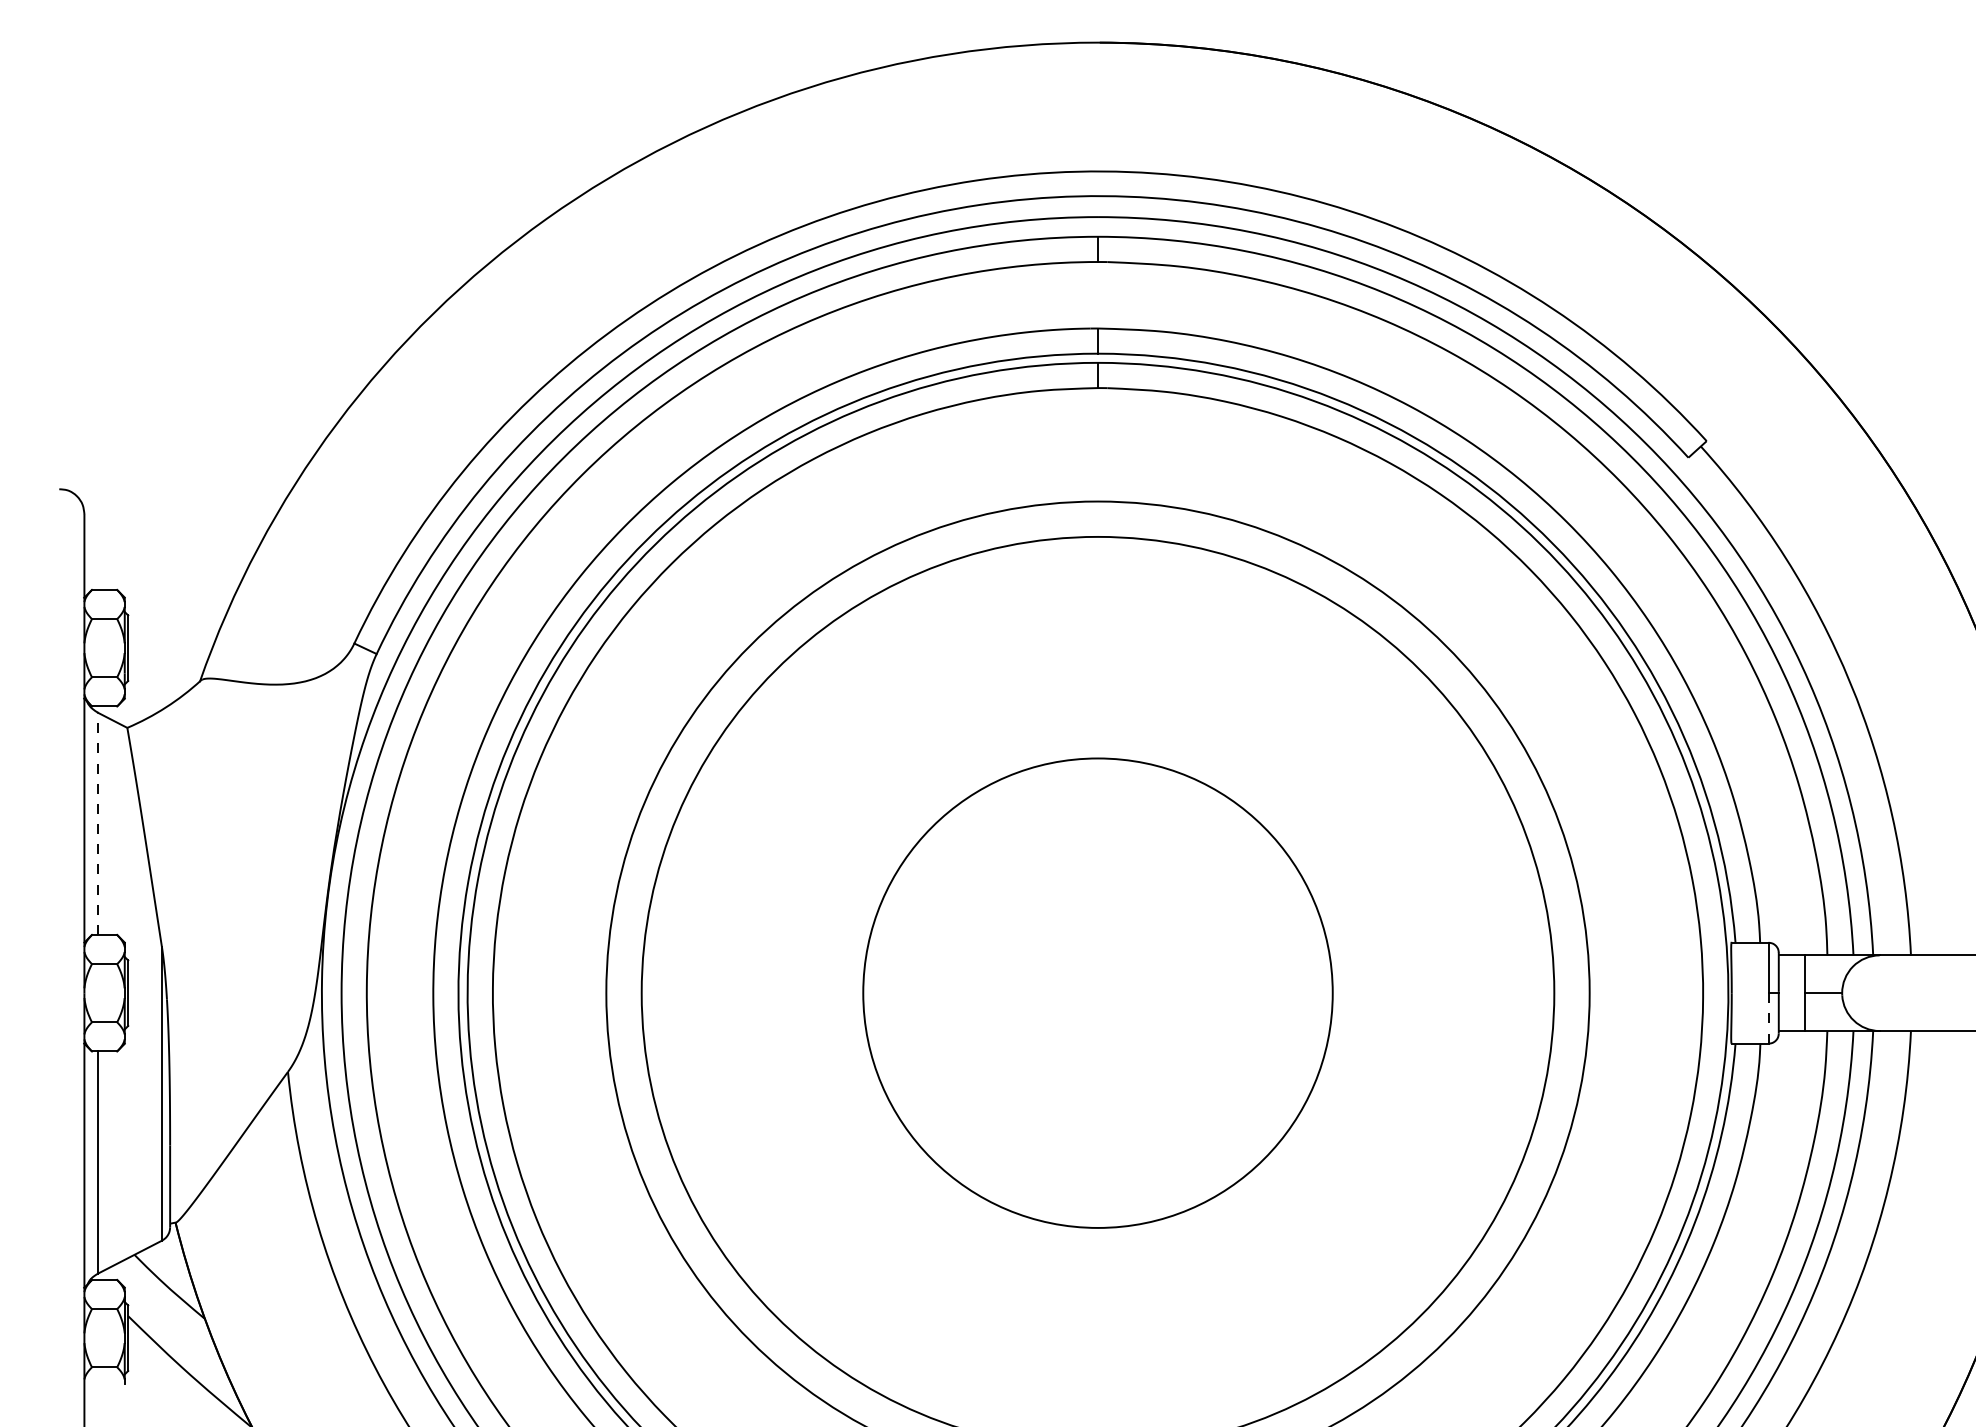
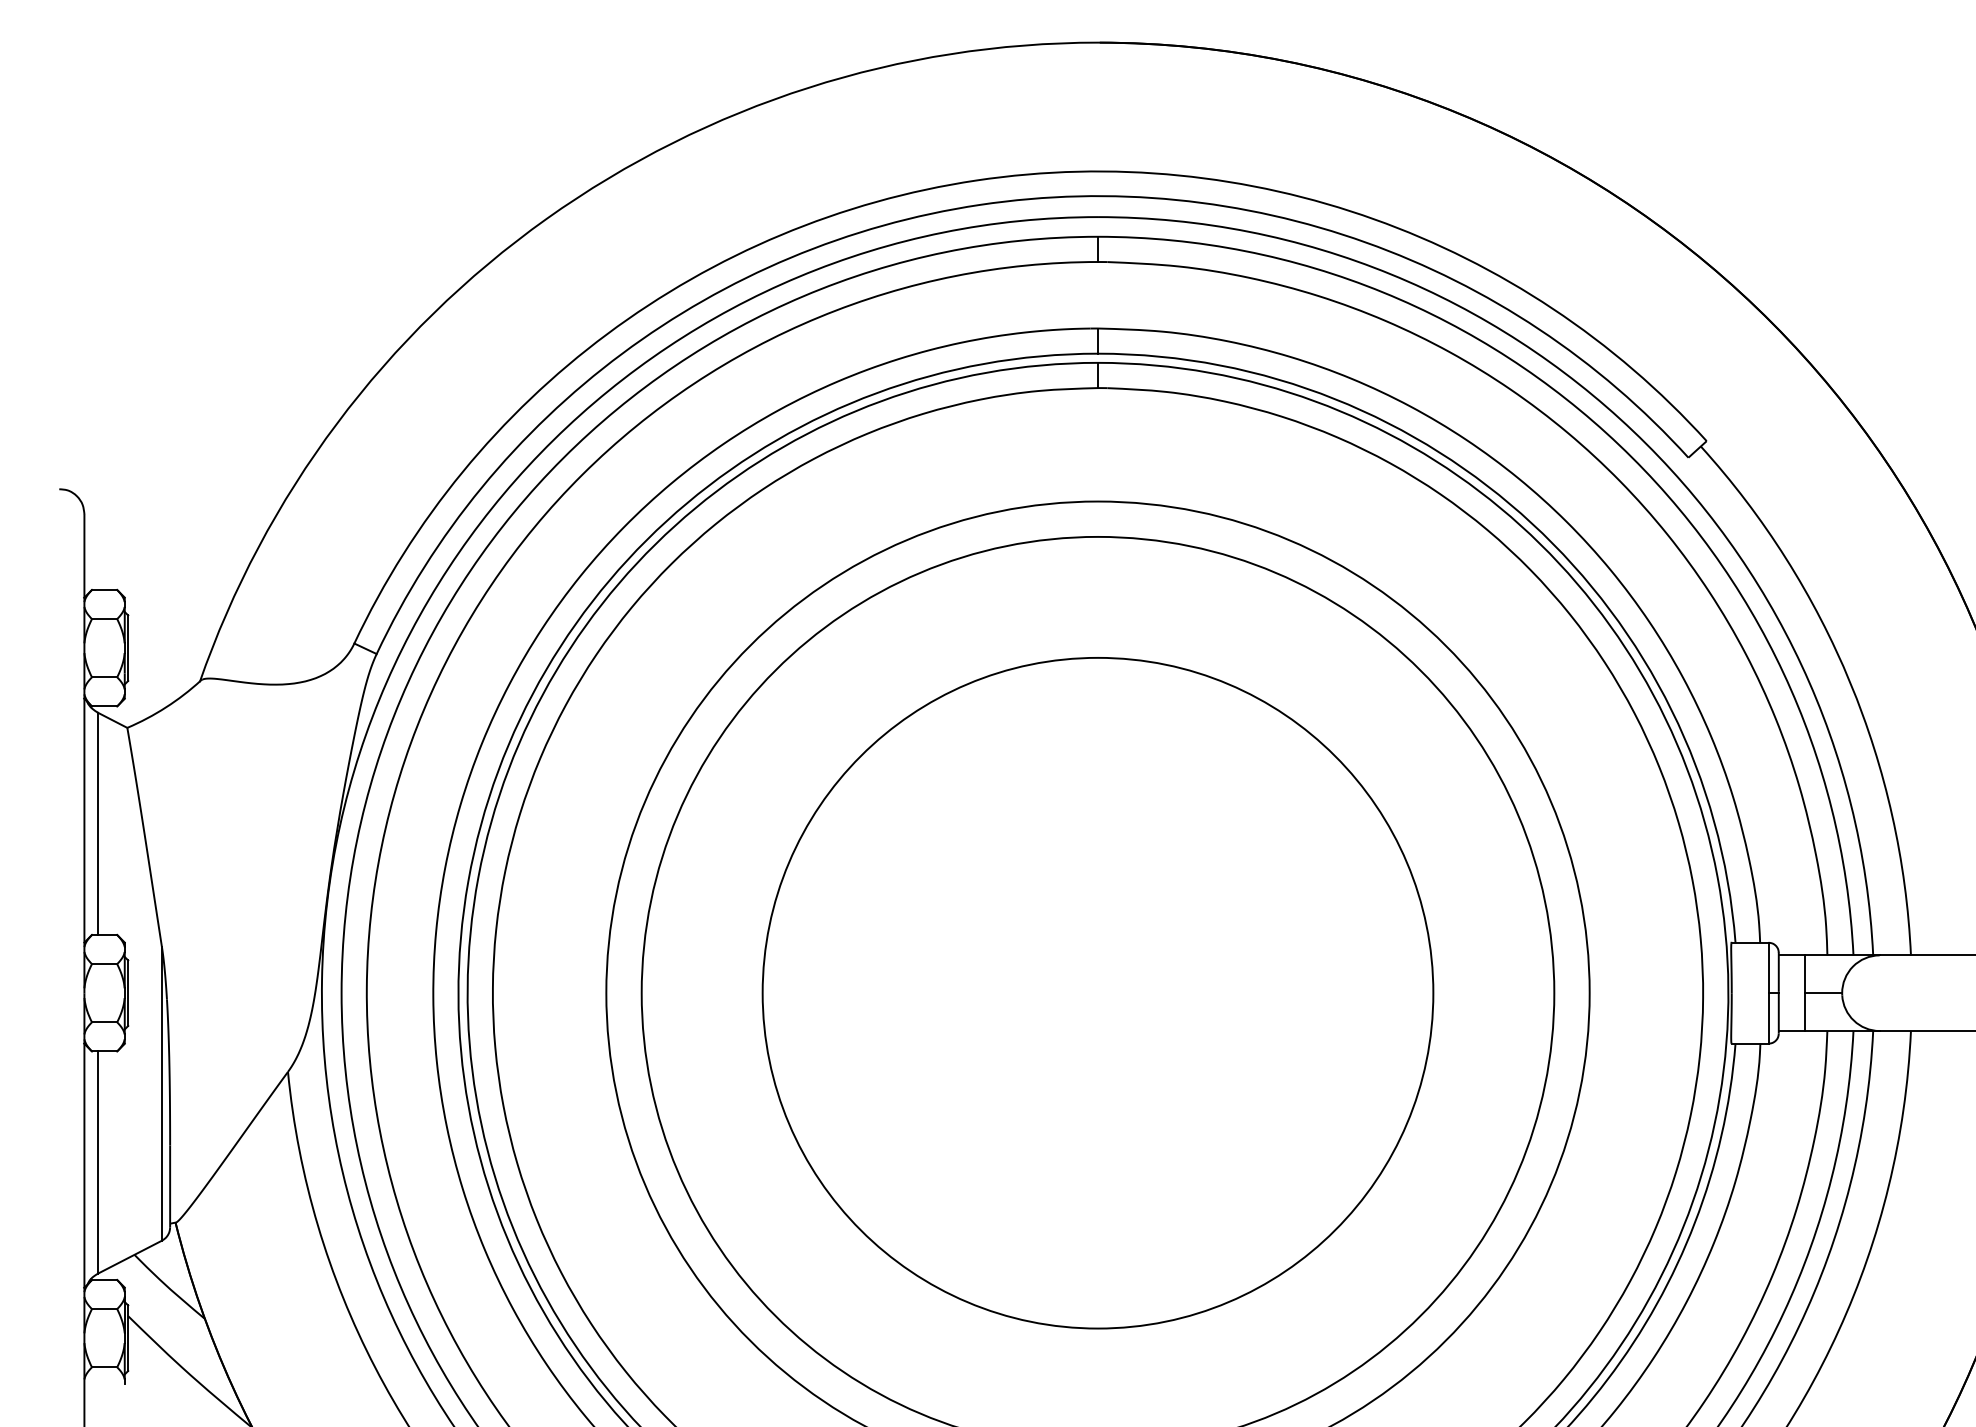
line: dashed -> solid (98, 823)
circle diameter: 469 px -> 671 px (1097, 992)
line: dashed -> solid (1768, 1017)
